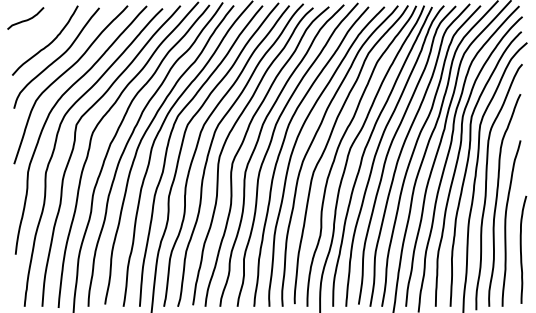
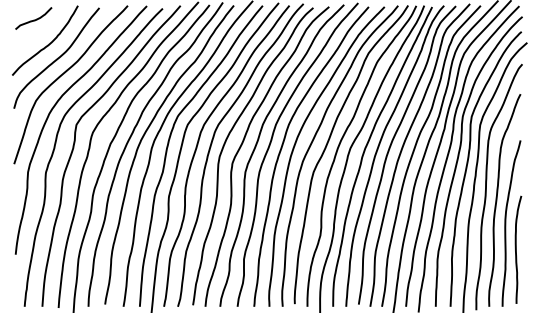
curve position: (25, 19) -> (33, 19) (33, 19)
curve position: (521, 249) -> (516, 249) (516, 249)
